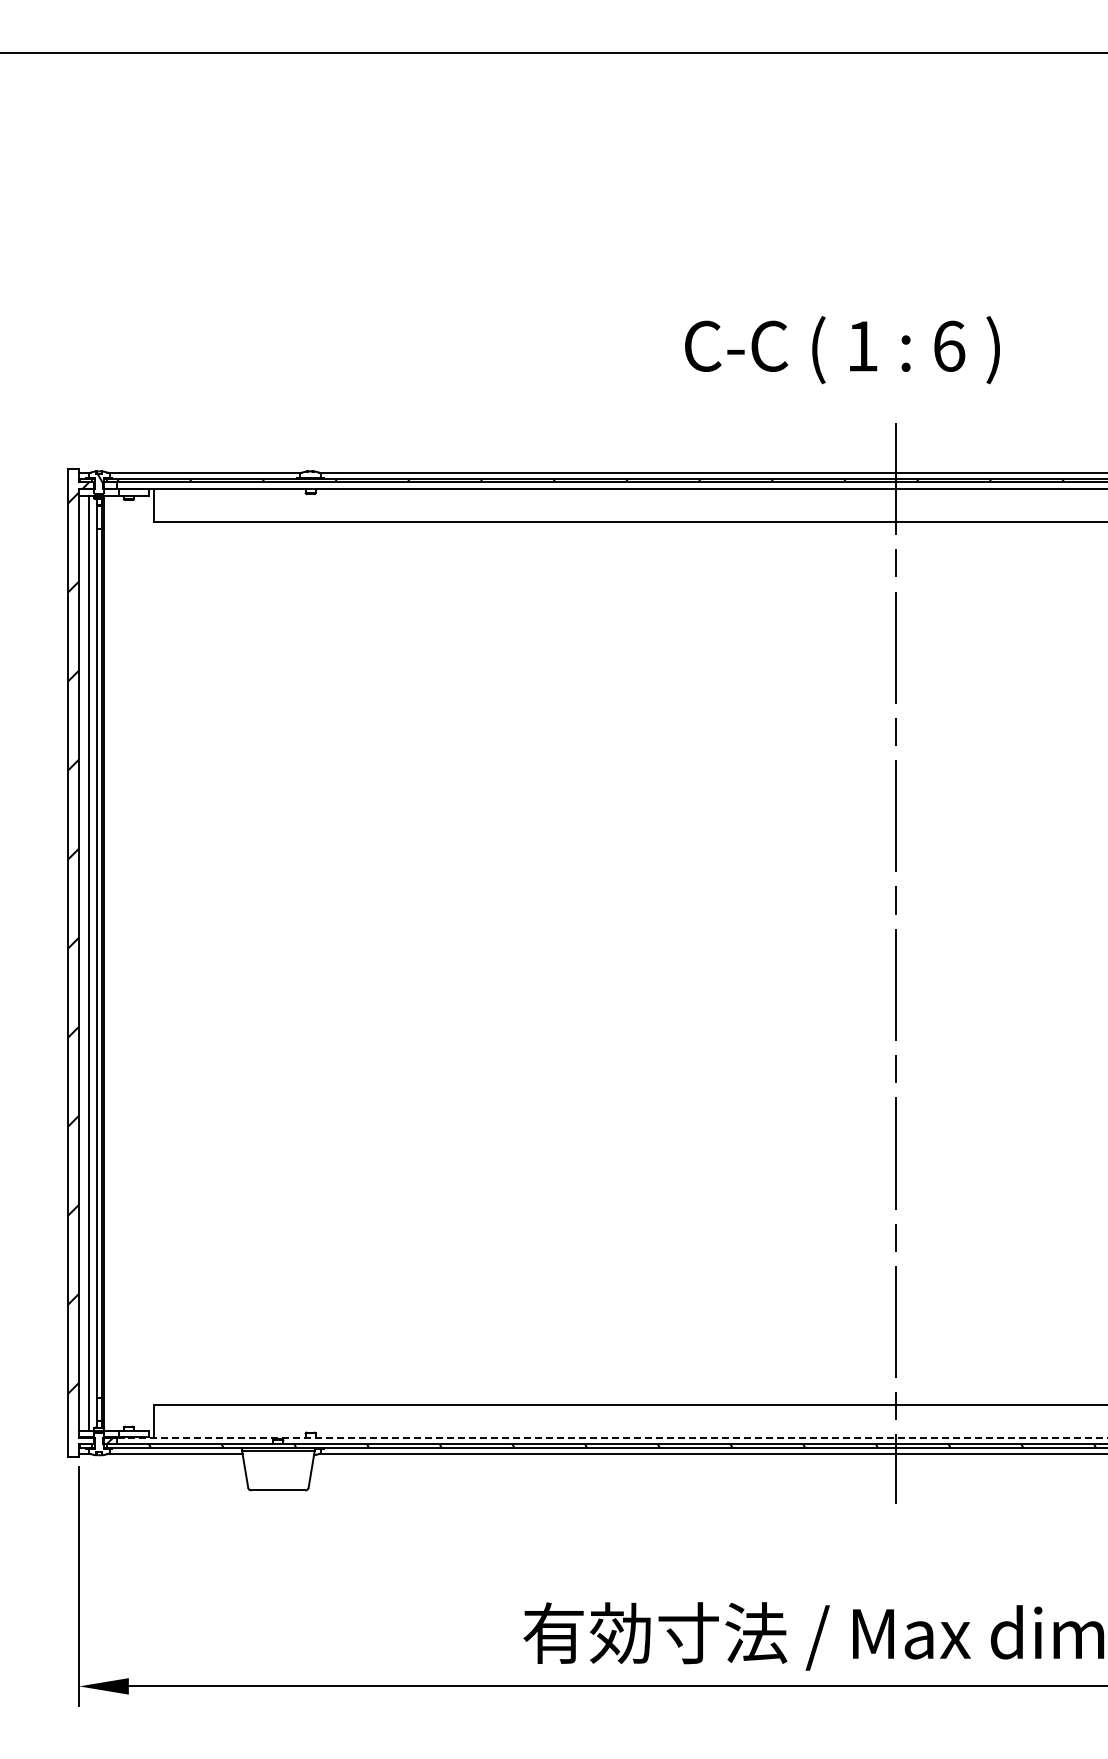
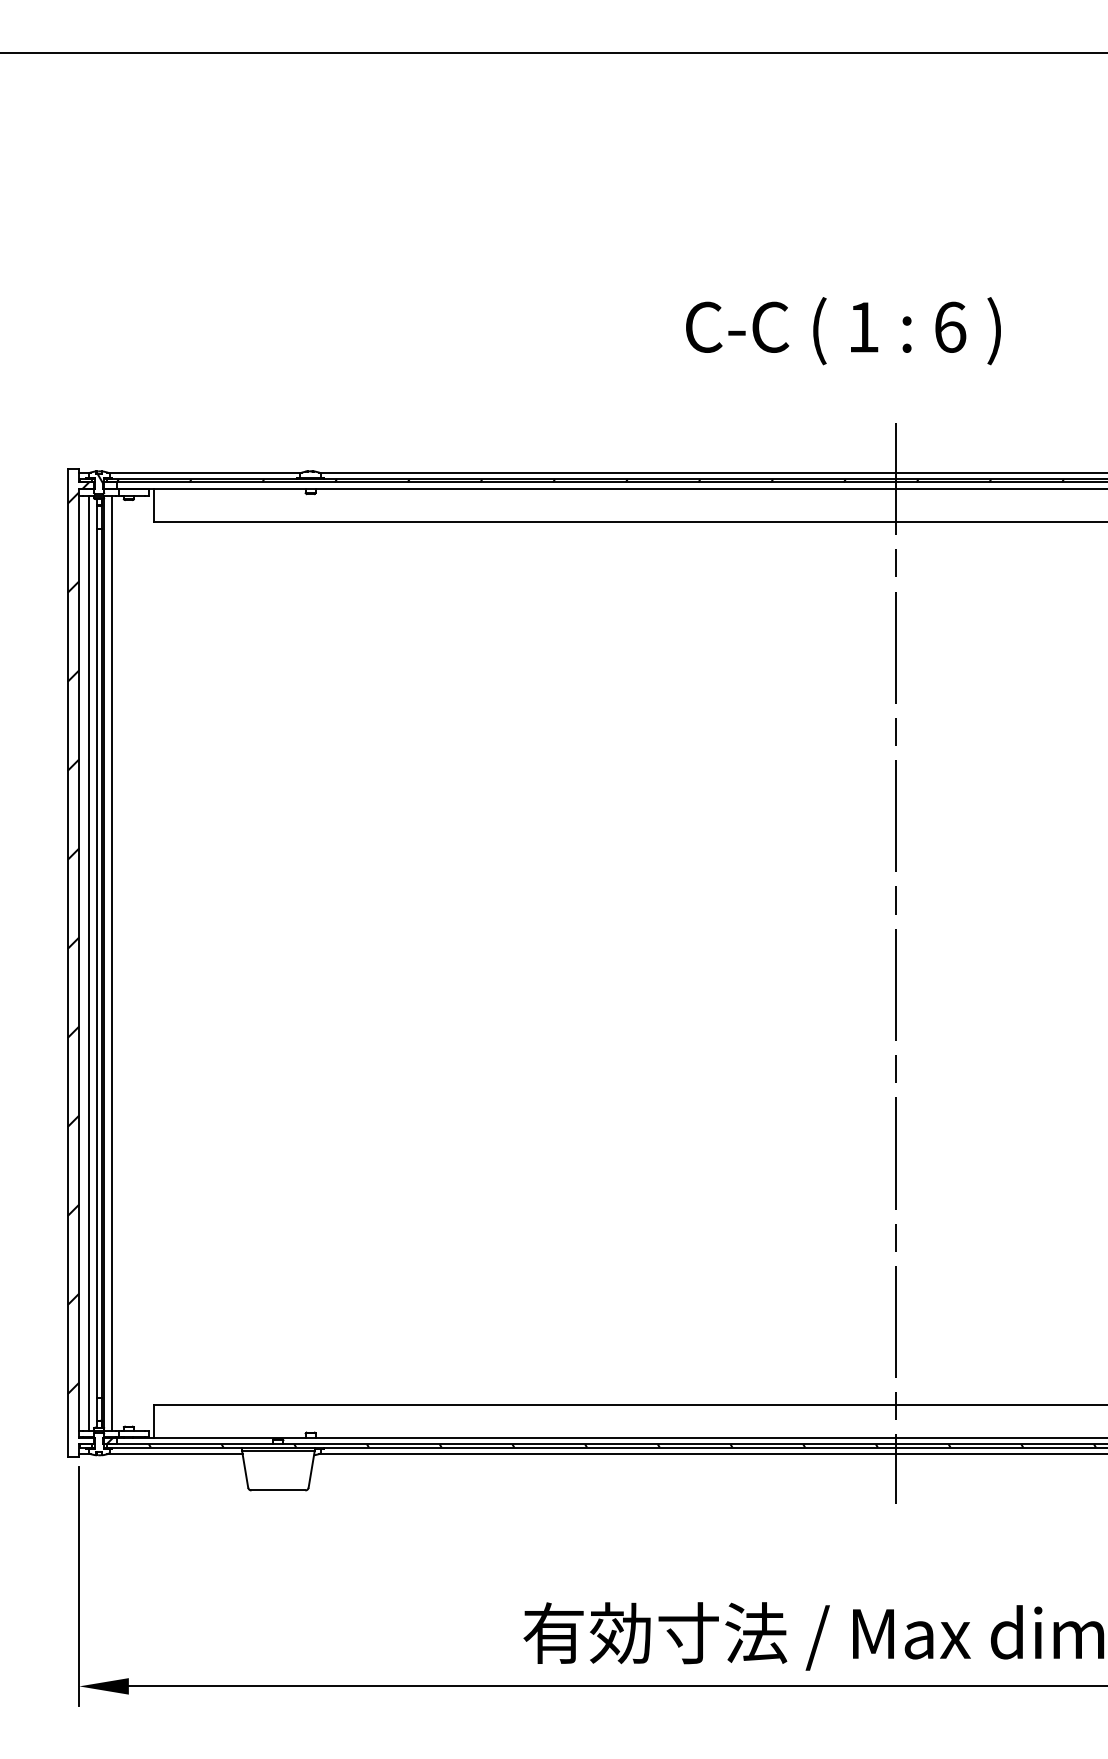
text position: (842, 350) -> (843, 331) (843, 331)
line: none -> present (112, 963)
line: dashed -> solid (612, 1437)
